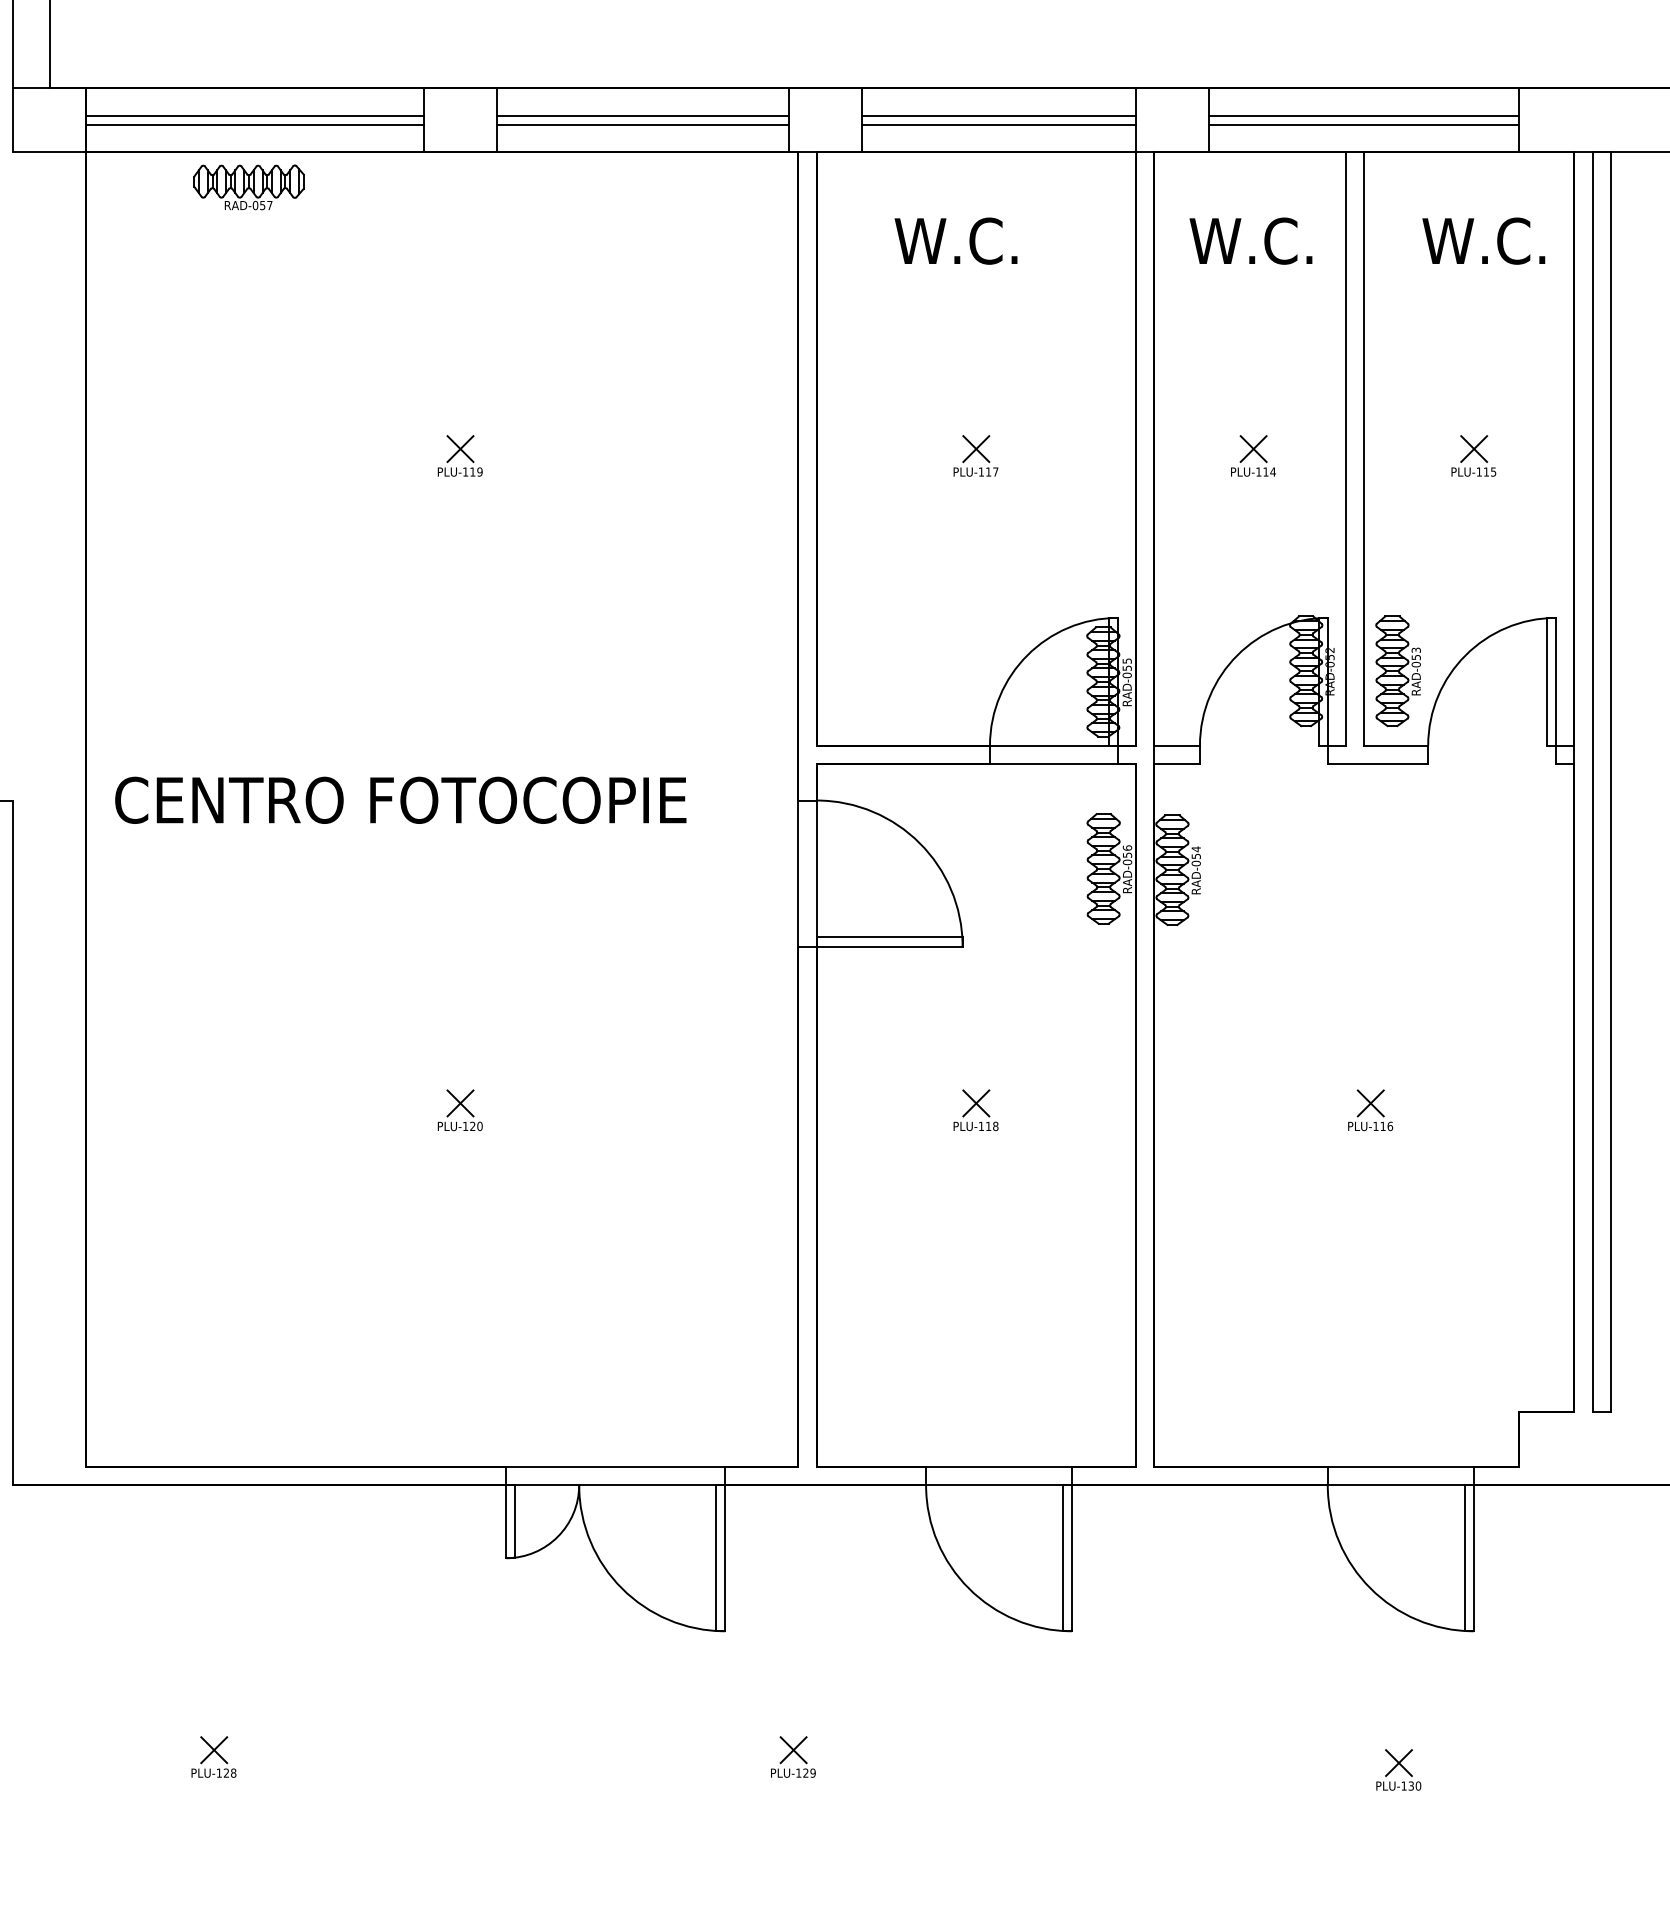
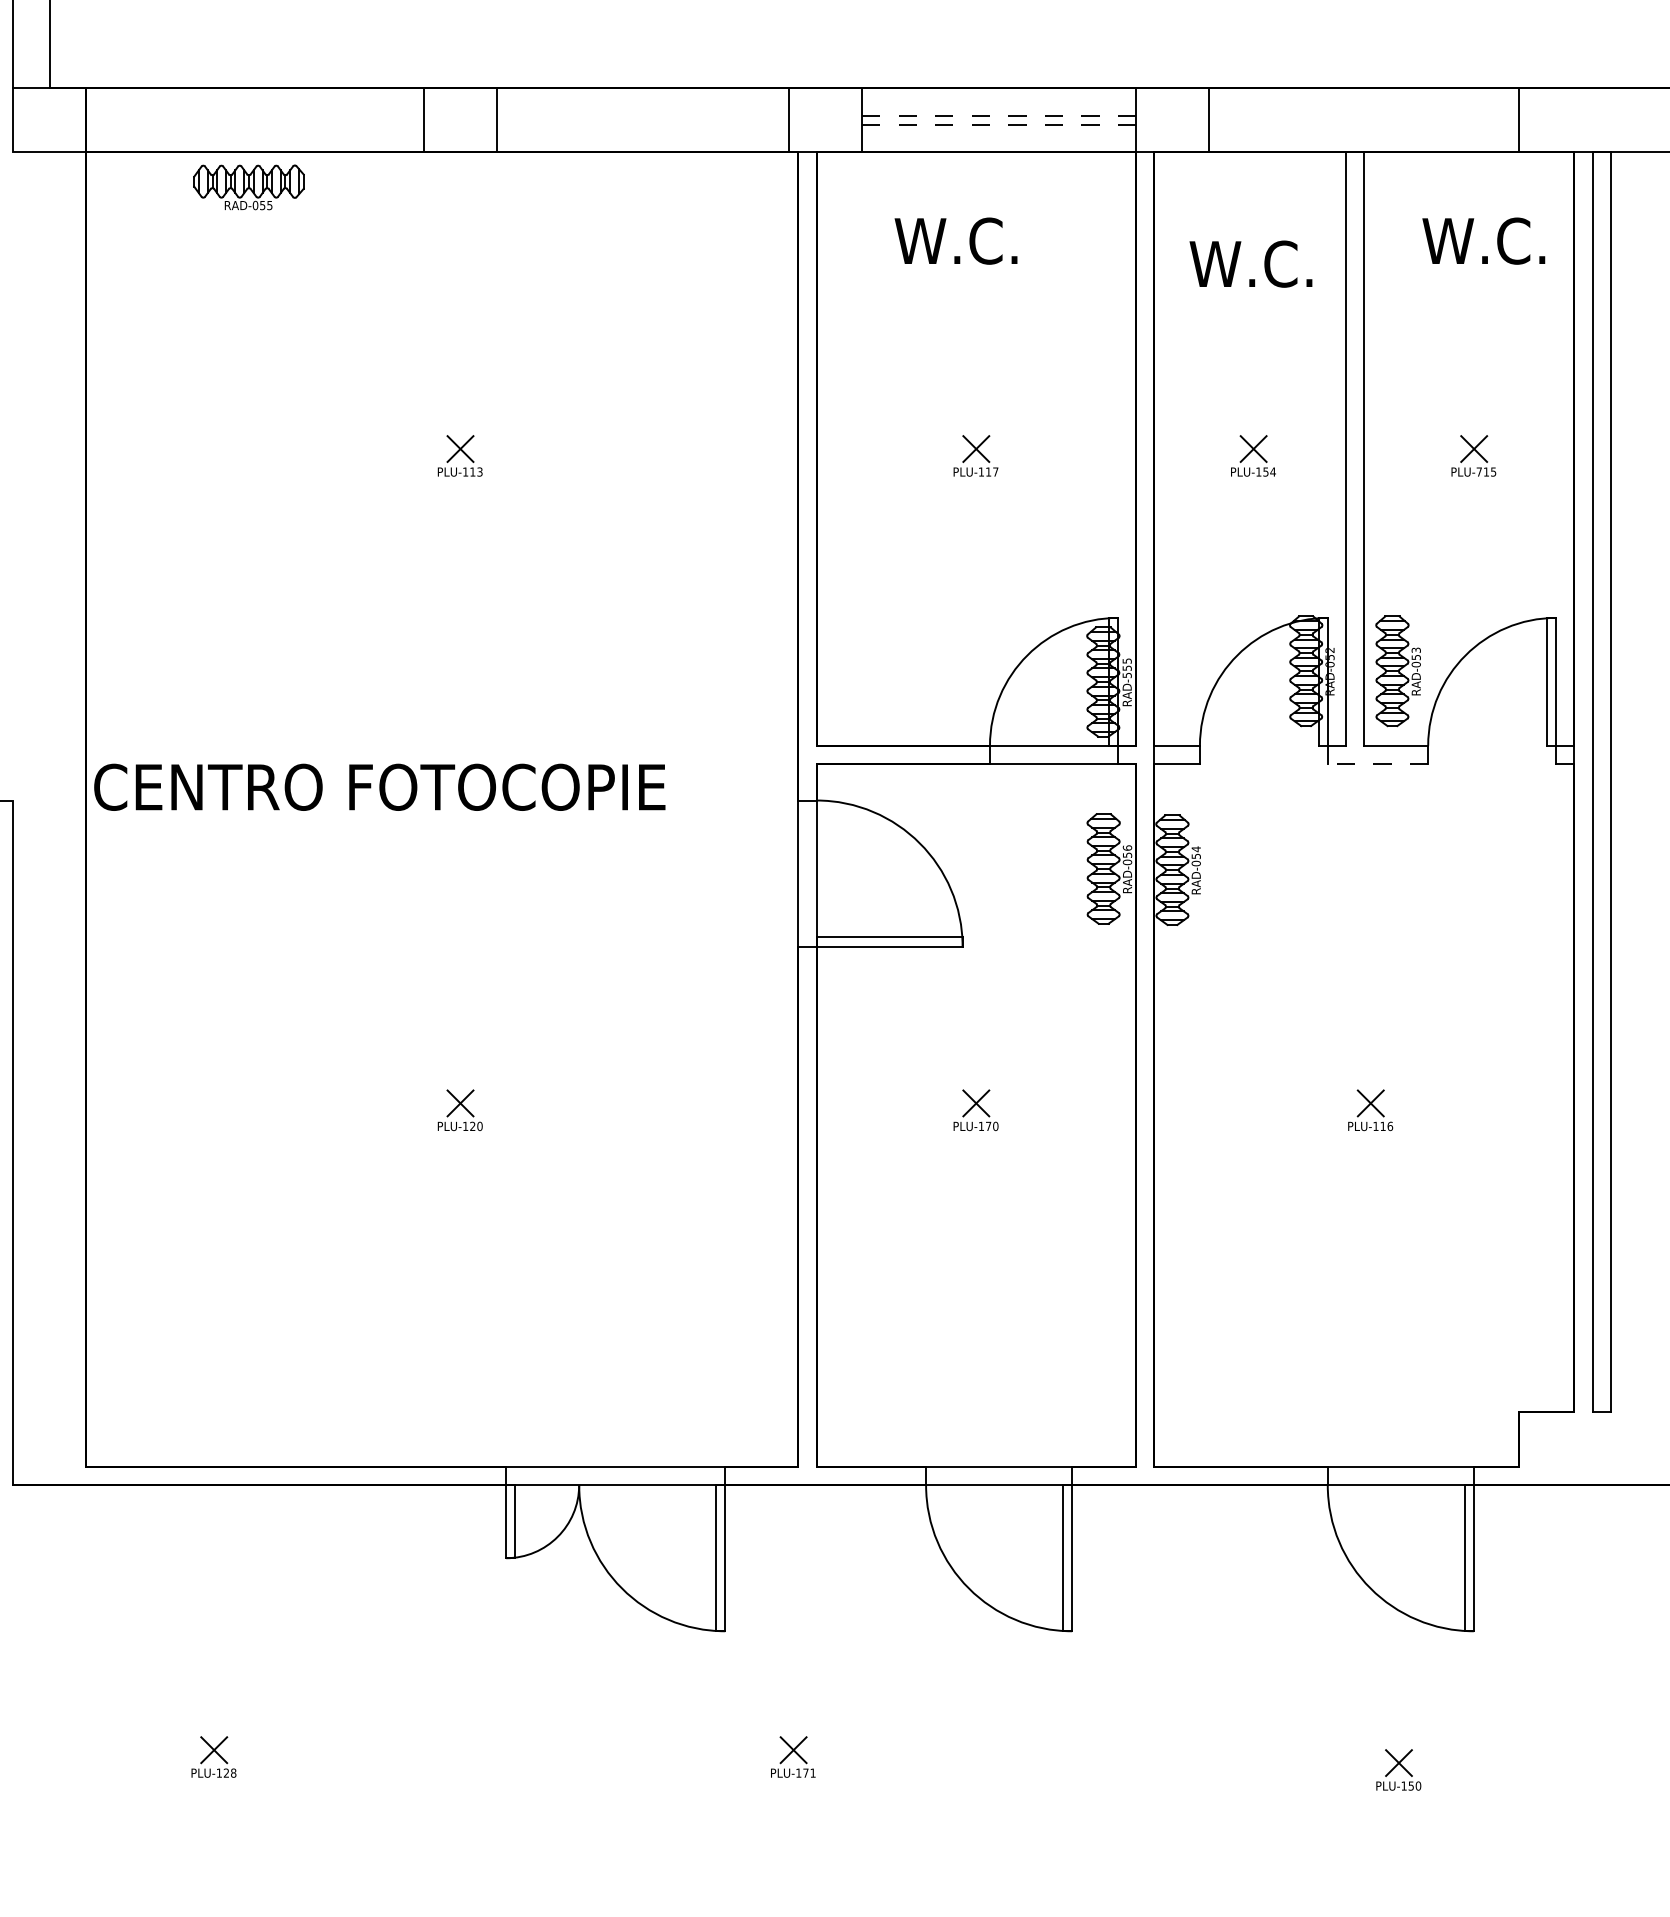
line: present -> none (255, 115)
line: present -> none (643, 115)
line: solid -> dashed (999, 115)
line: present -> none (1364, 115)
line: present -> none (255, 124)
line: present -> none (643, 124)
line: solid -> dashed (999, 124)
line: present -> none (1364, 124)
text: RAD-057 -> RAD-055 (269, 205)
text position: (1250, 240) -> (1250, 263) (1250, 263)
text: PLU-119 -> PLU-113 (479, 471)
text: PLU-114 -> PLU-154 (1265, 471)
text: PLU-115 -> PLU-715 (1478, 471)
text: RAD-055 -> RAD-555 (1126, 675)
line: solid -> dashed (1377, 764)
text position: (400, 799) -> (379, 786) (379, 786)
text: PLU-118 -> PLU-170 (992, 1125)
text: PLU-129 -> PLU-171 (809, 1772)
text: PLU-130 -> PLU-150 (1411, 1785)
